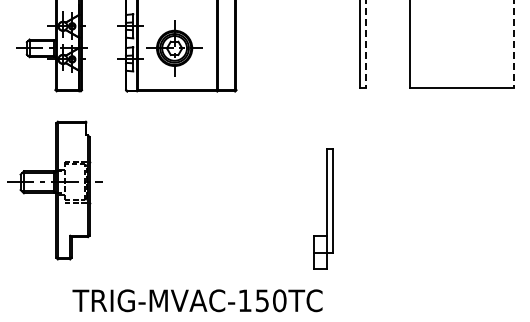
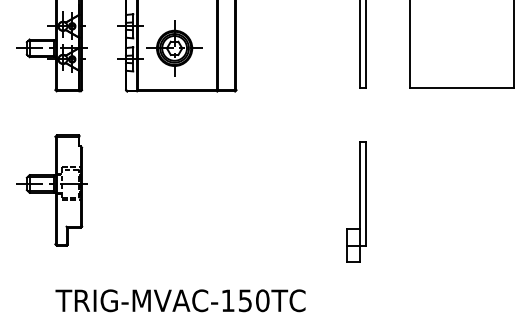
line: dashed -> solid (366, 44)
line: dashed -> solid (514, 44)
part size: 96x141 px -> 72x113 px (51, 190)
part position: (323, 208) -> (356, 201) (356, 201)
text position: (197, 300) -> (180, 300) (180, 300)
